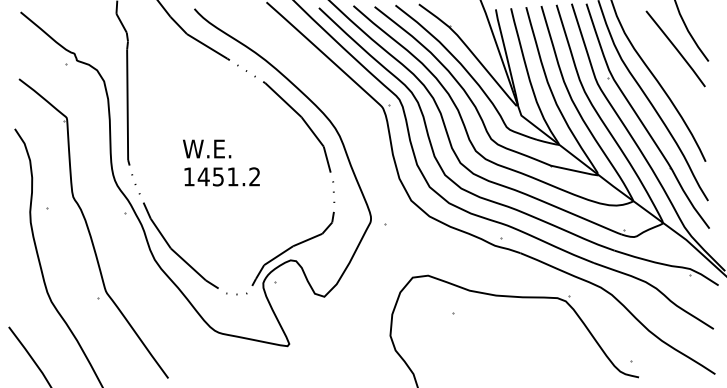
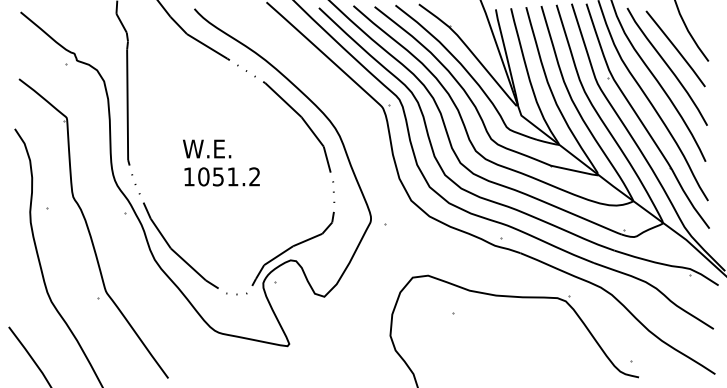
curve: none -> present (666, 65)
text: 1451.2 -> 1051.2 (203, 176)
